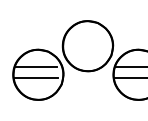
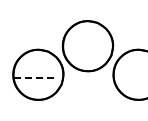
line: present -> none (35, 67)
line: present -> none (129, 67)
line: solid -> dashed (36, 78)
line: present -> none (129, 78)
